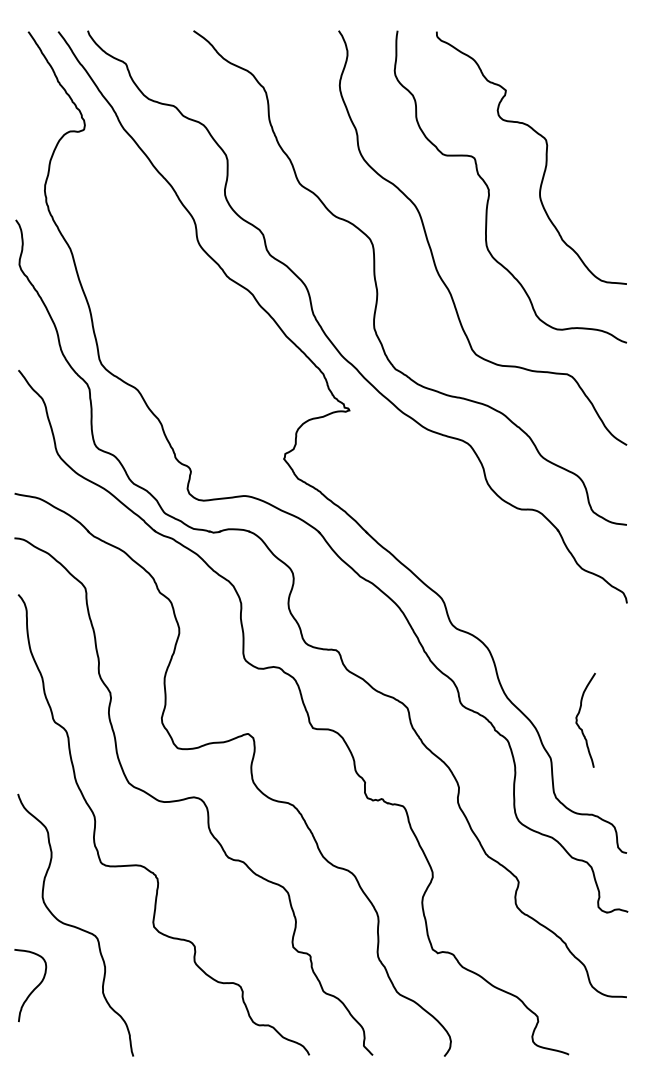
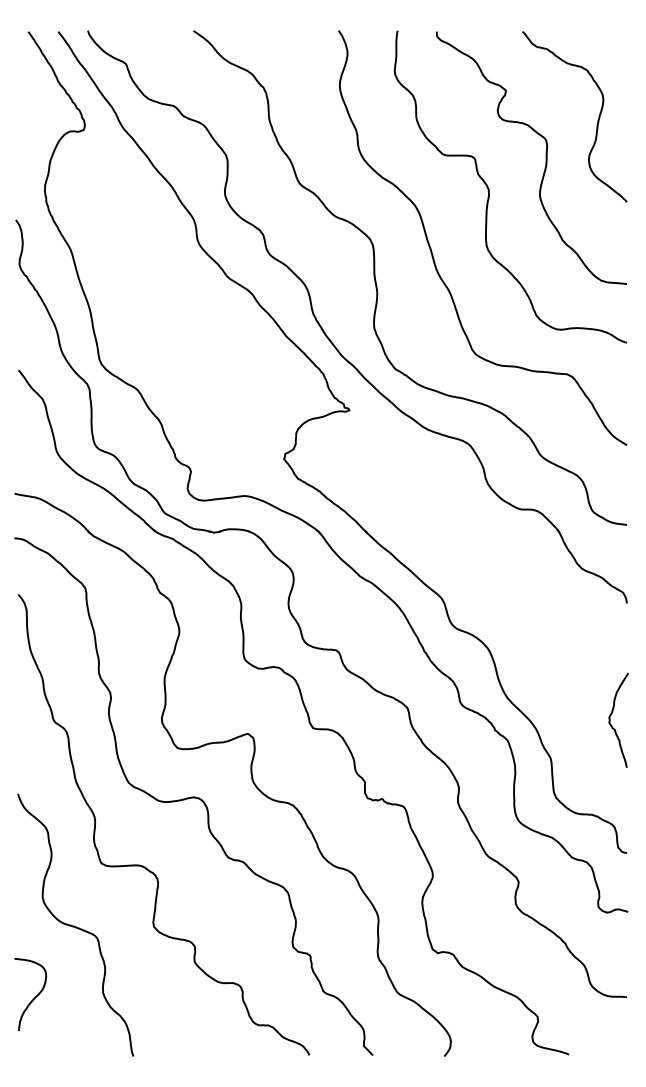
curve: none -> present (597, 119)
curve position: (577, 719) -> (610, 719) (610, 719)
curve position: (34, 988) -> (34, 997) (34, 997)
